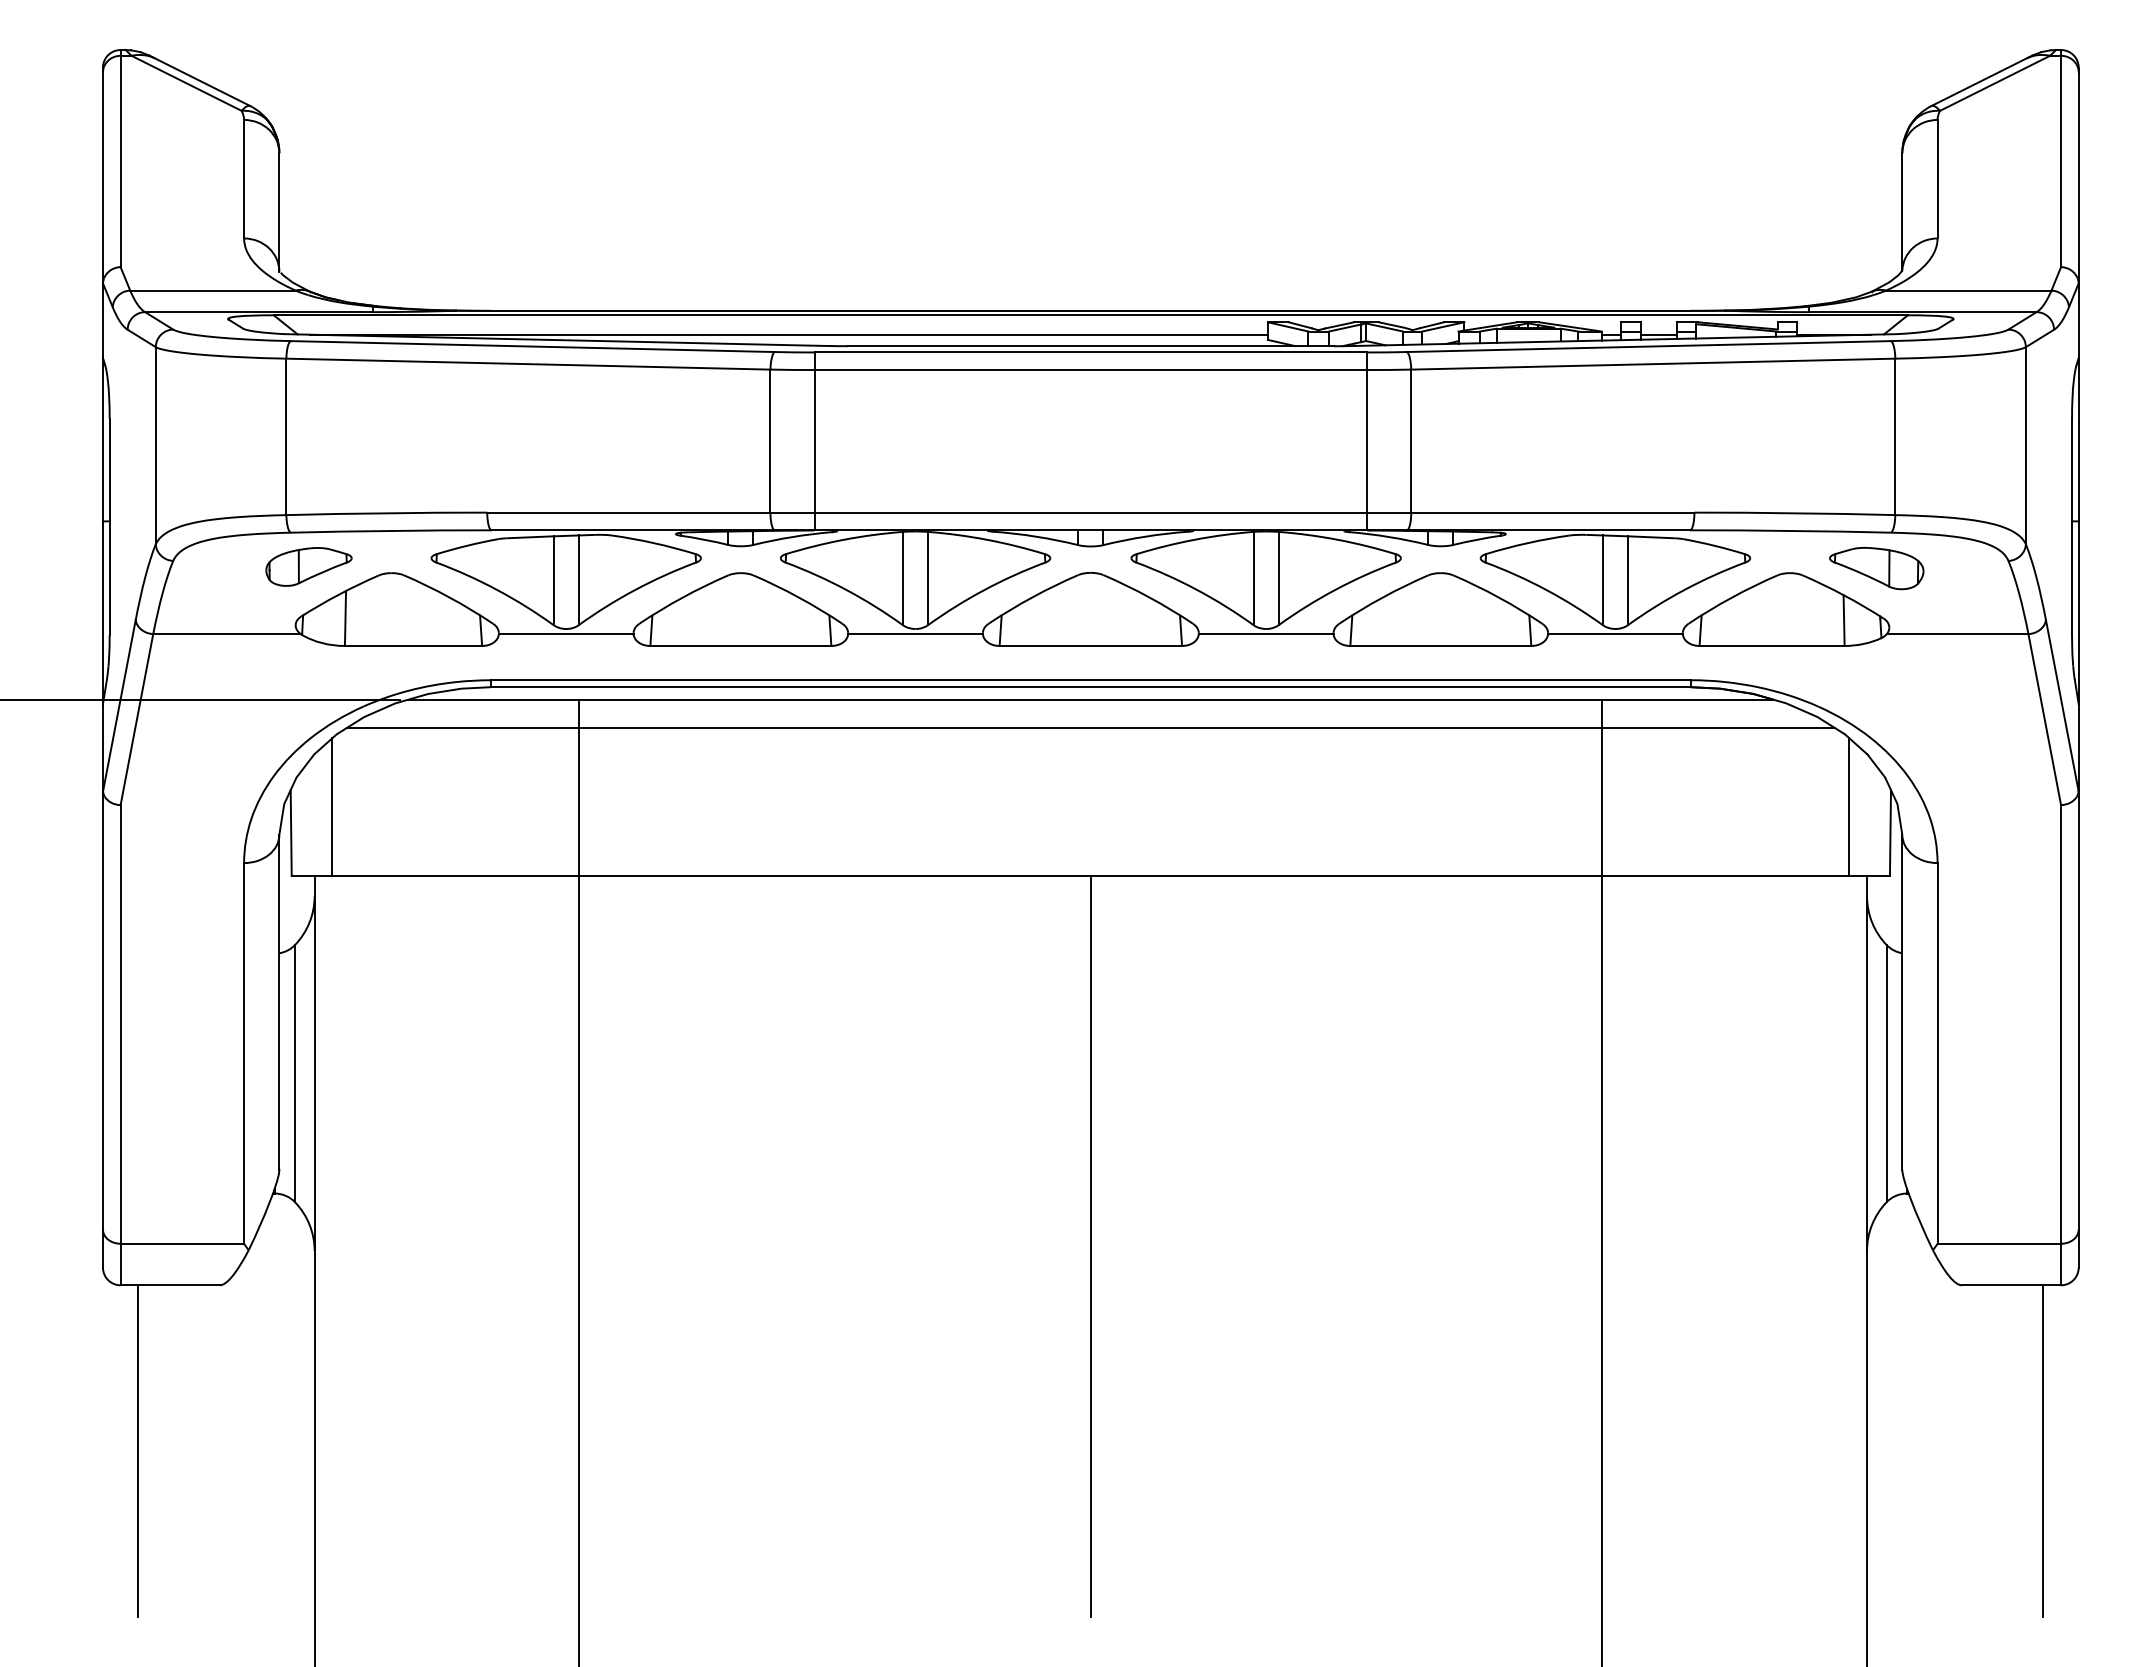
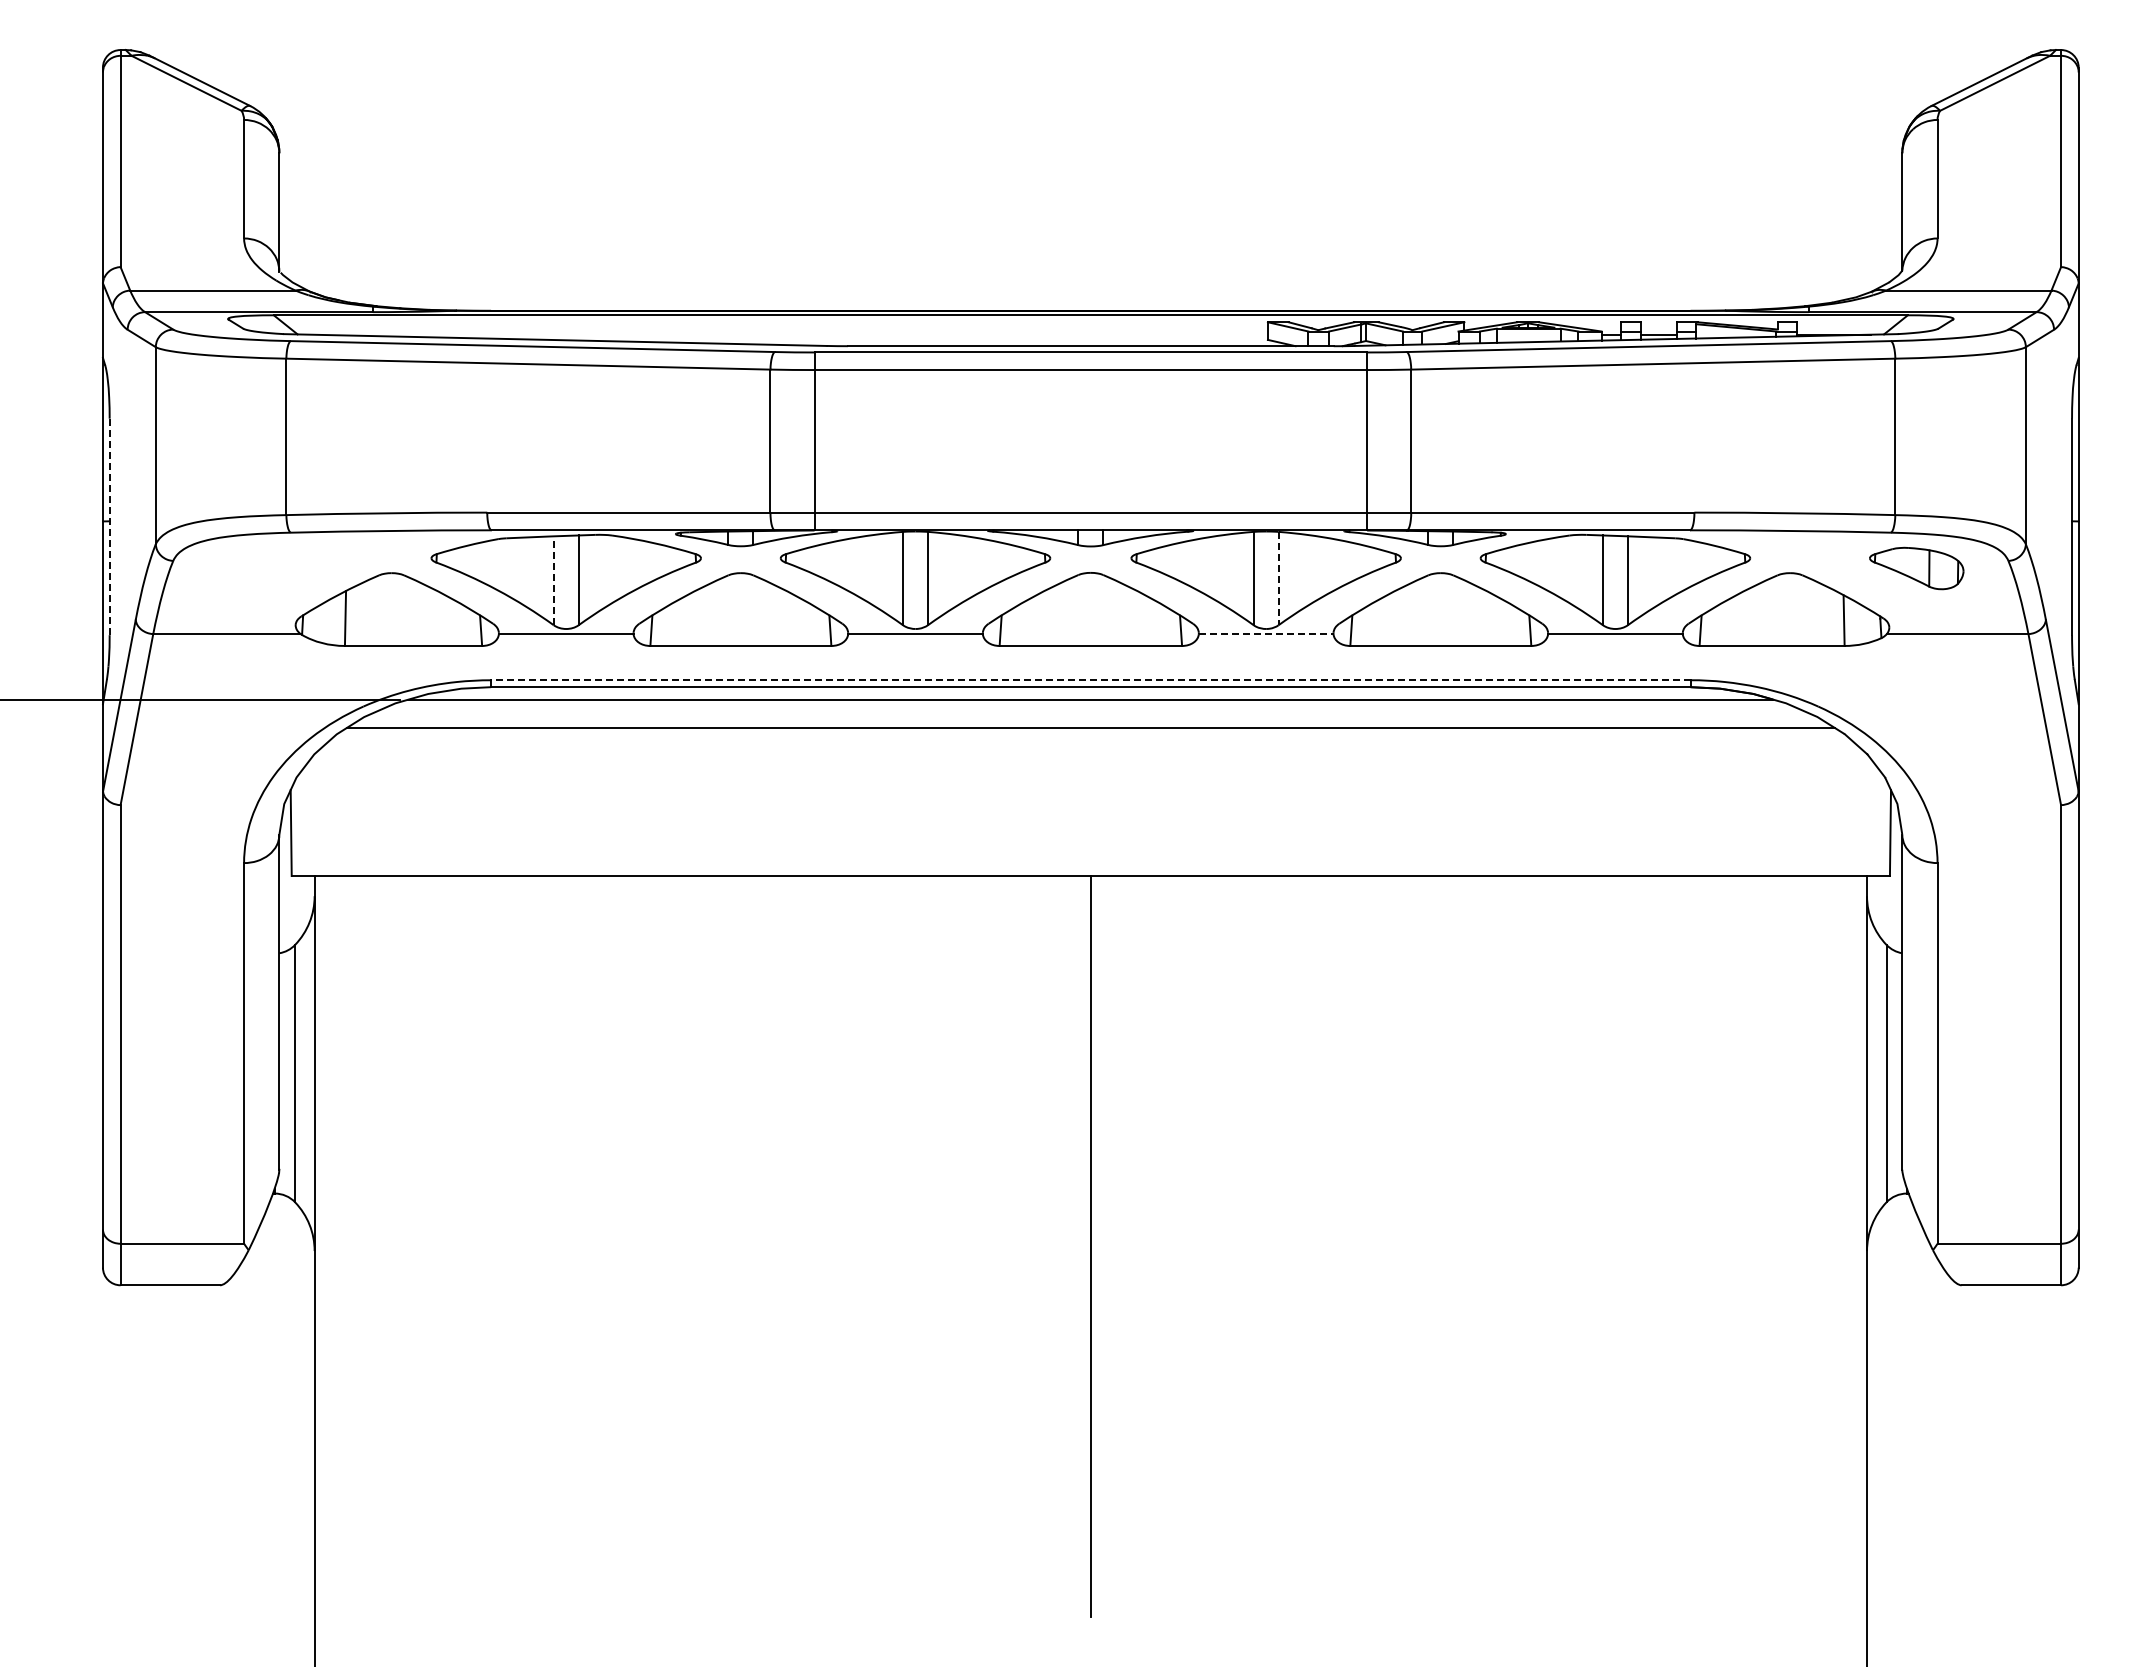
line: present -> none (788, 334)
line: solid -> dashed (109, 526)
part: present -> none (308, 566)
part position: (1876, 568) -> (1916, 568) (1916, 568)
line: solid -> dashed (1278, 578)
line: solid -> dashed (553, 580)
line: solid -> dashed (1266, 634)
line: solid -> dashed (1090, 680)
line: present -> none (332, 807)
line: present -> none (1849, 807)
line: present -> none (579, 1181)
line: present -> none (1602, 1181)
line: present -> none (138, 1450)
line: present -> none (2043, 1450)
